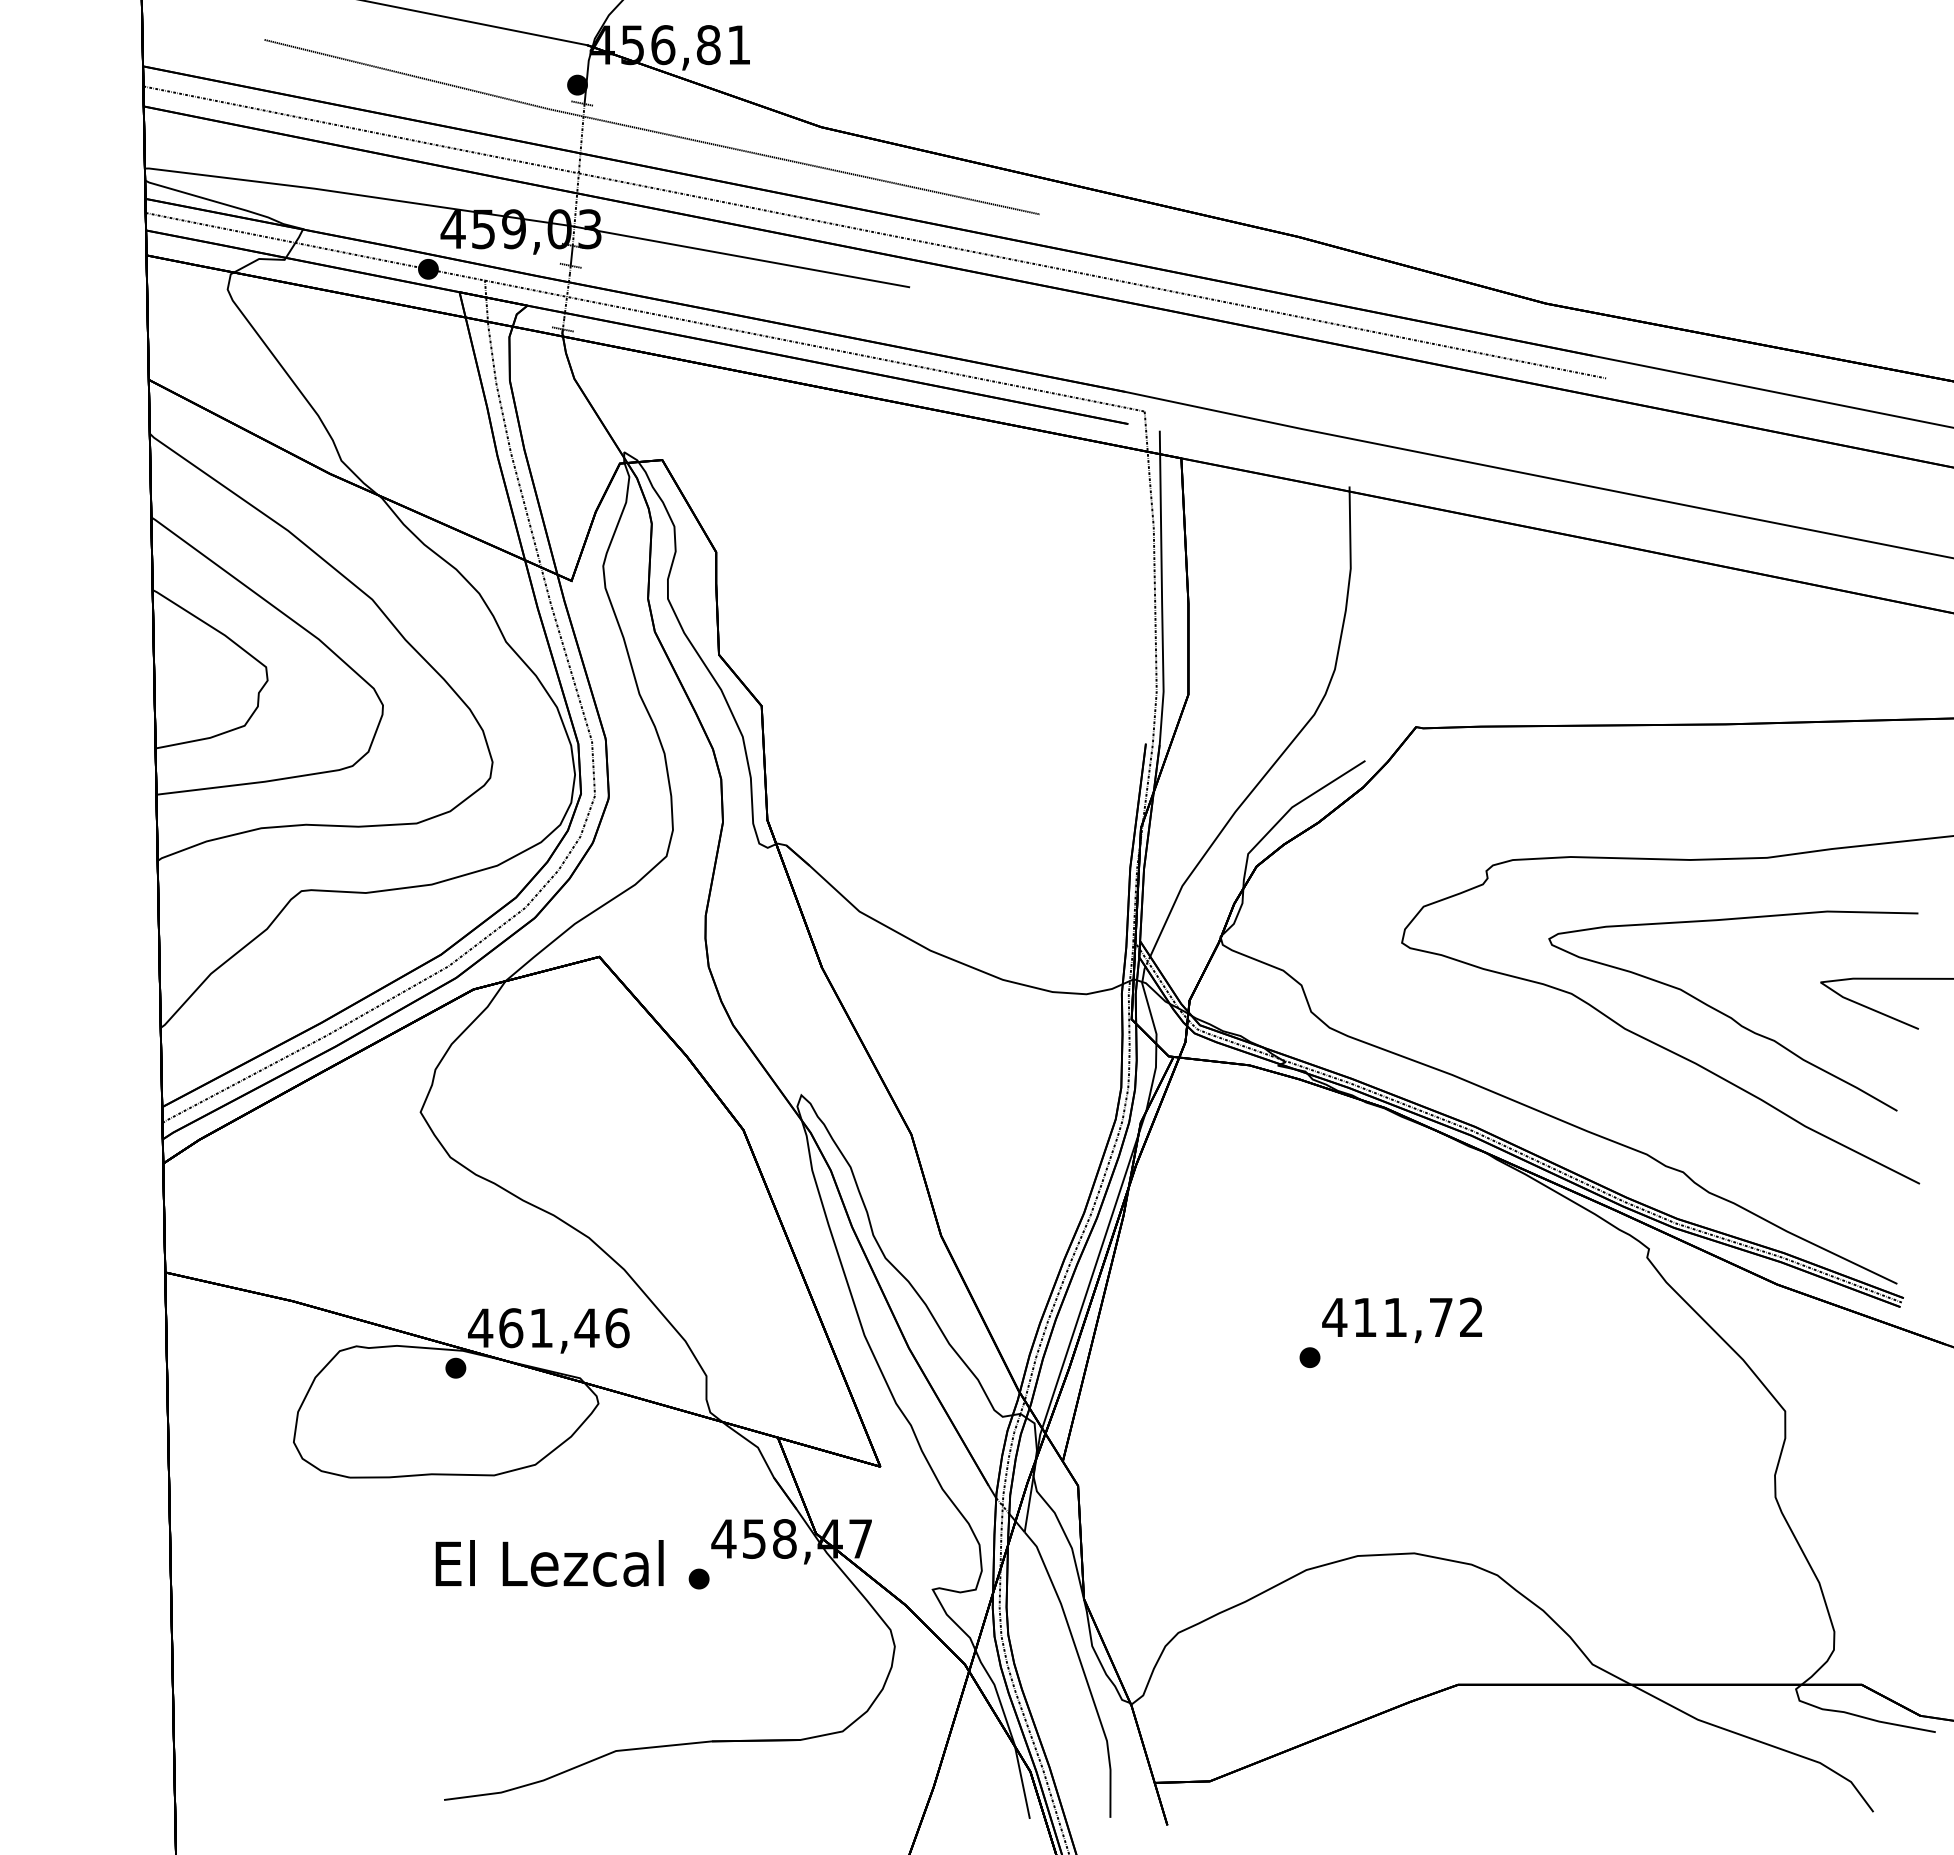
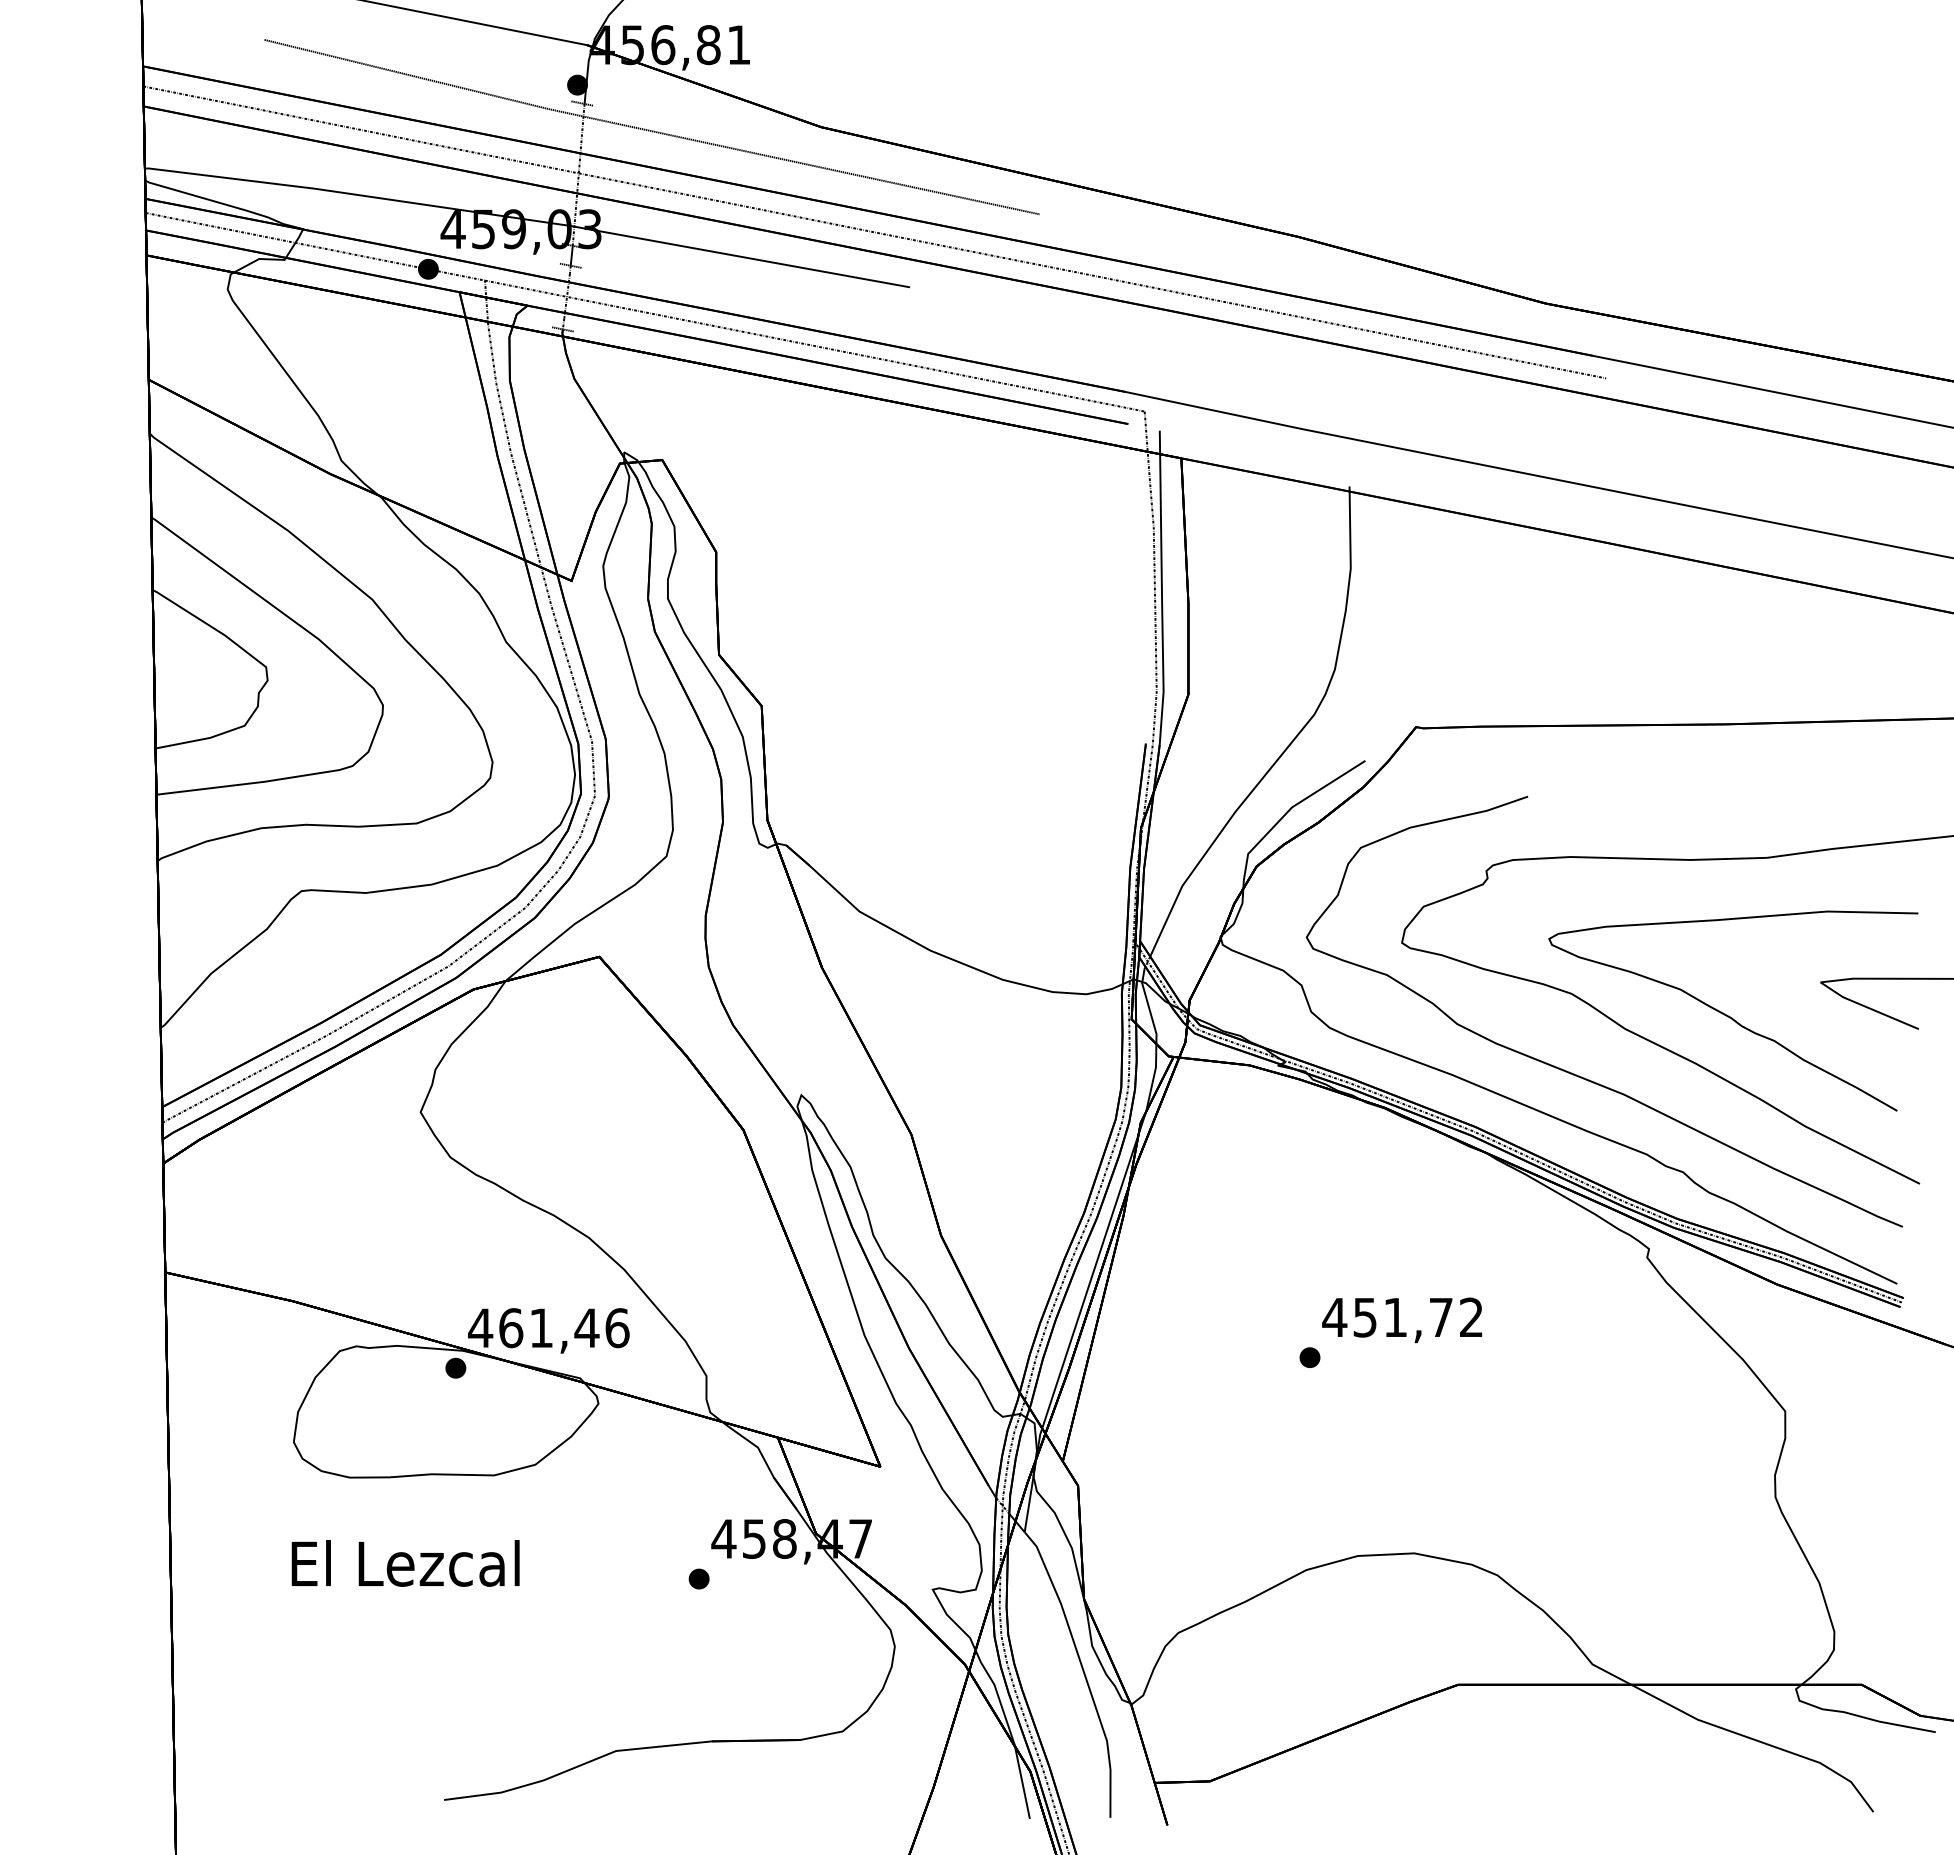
part: none -> present (1579, 1075)
text: 411,72 -> 451,72 (1364, 1317)
text position: (549, 1563) -> (405, 1563) (405, 1563)
